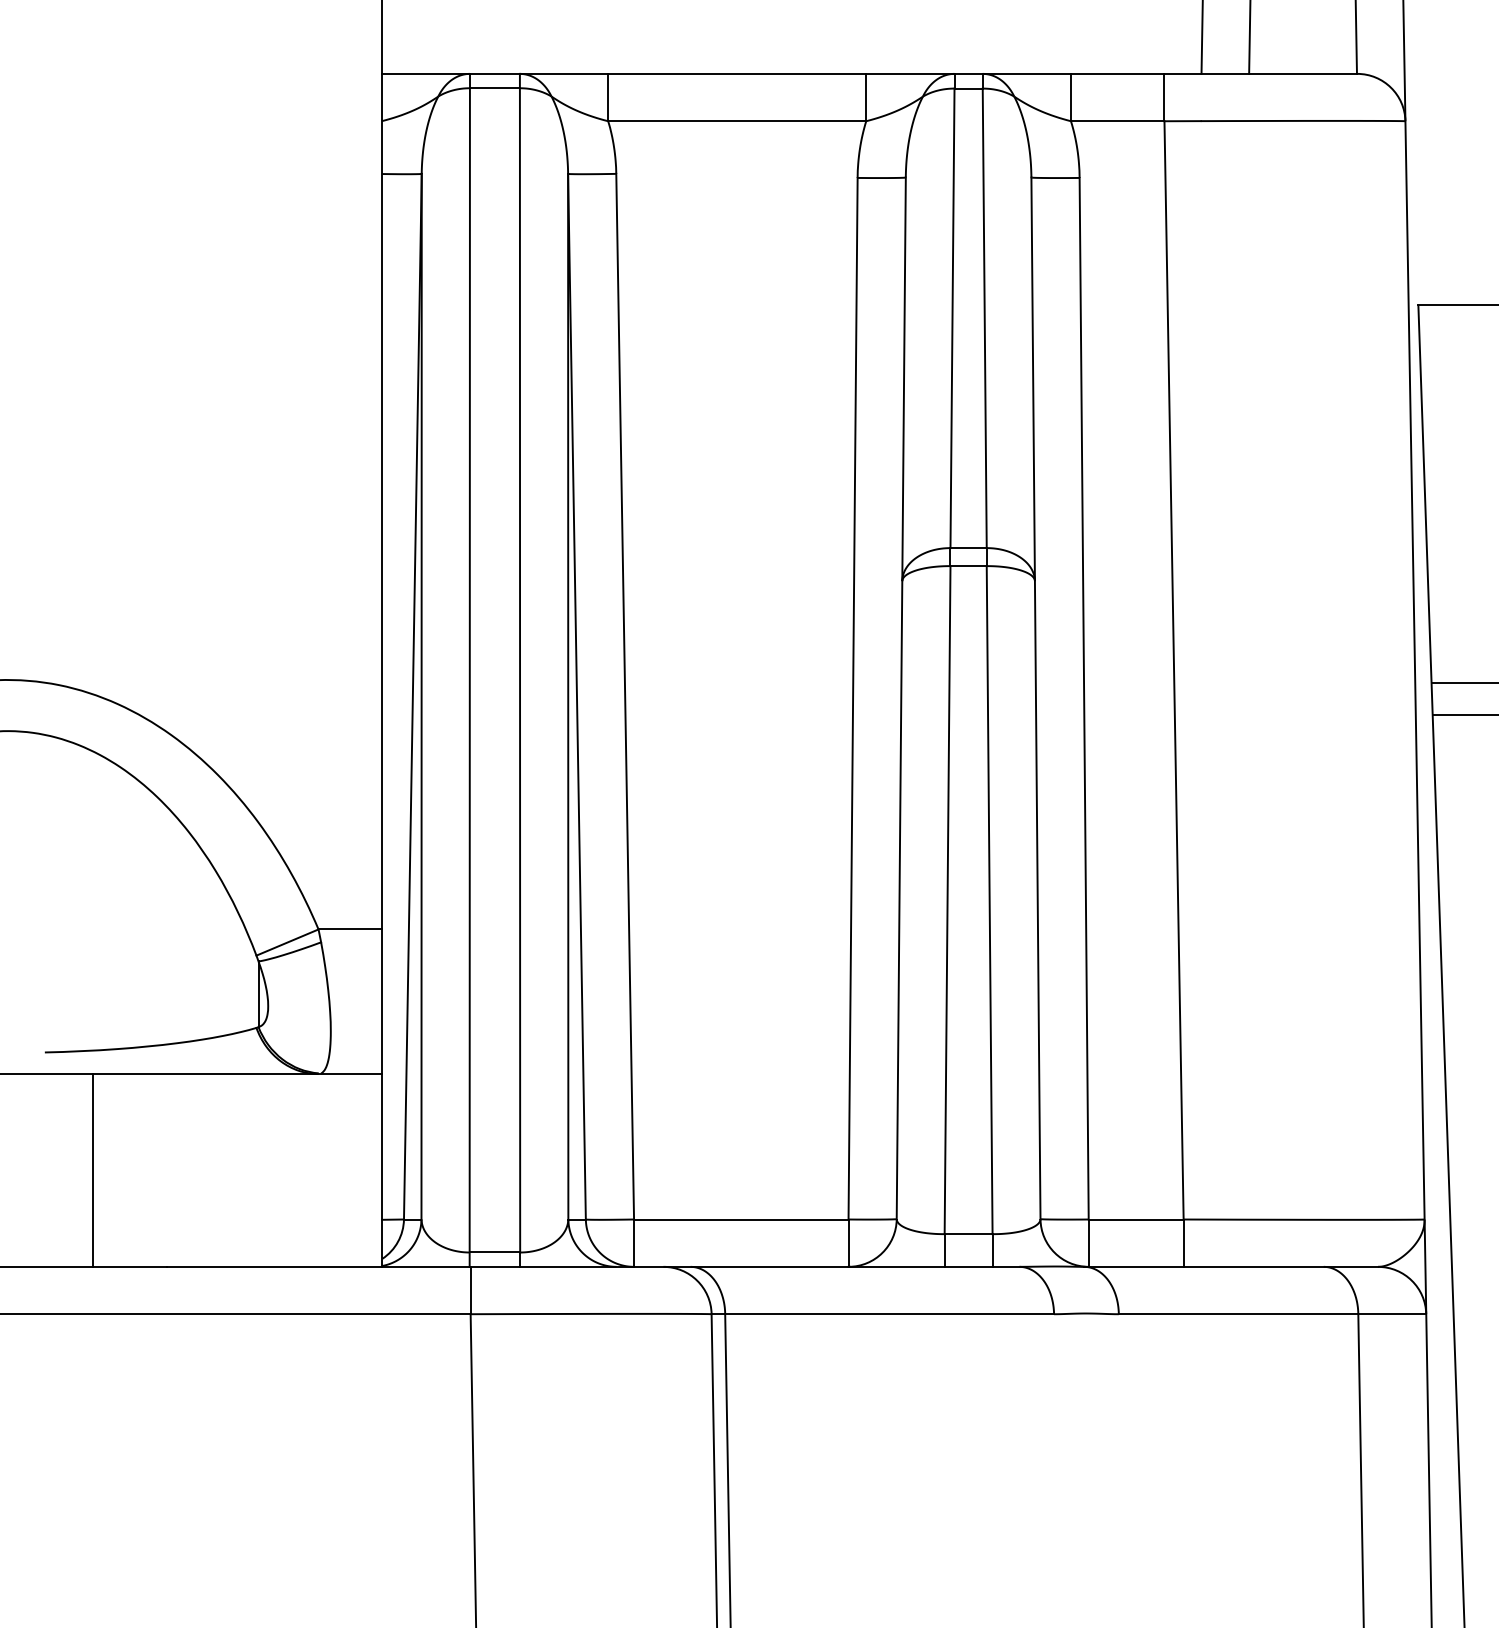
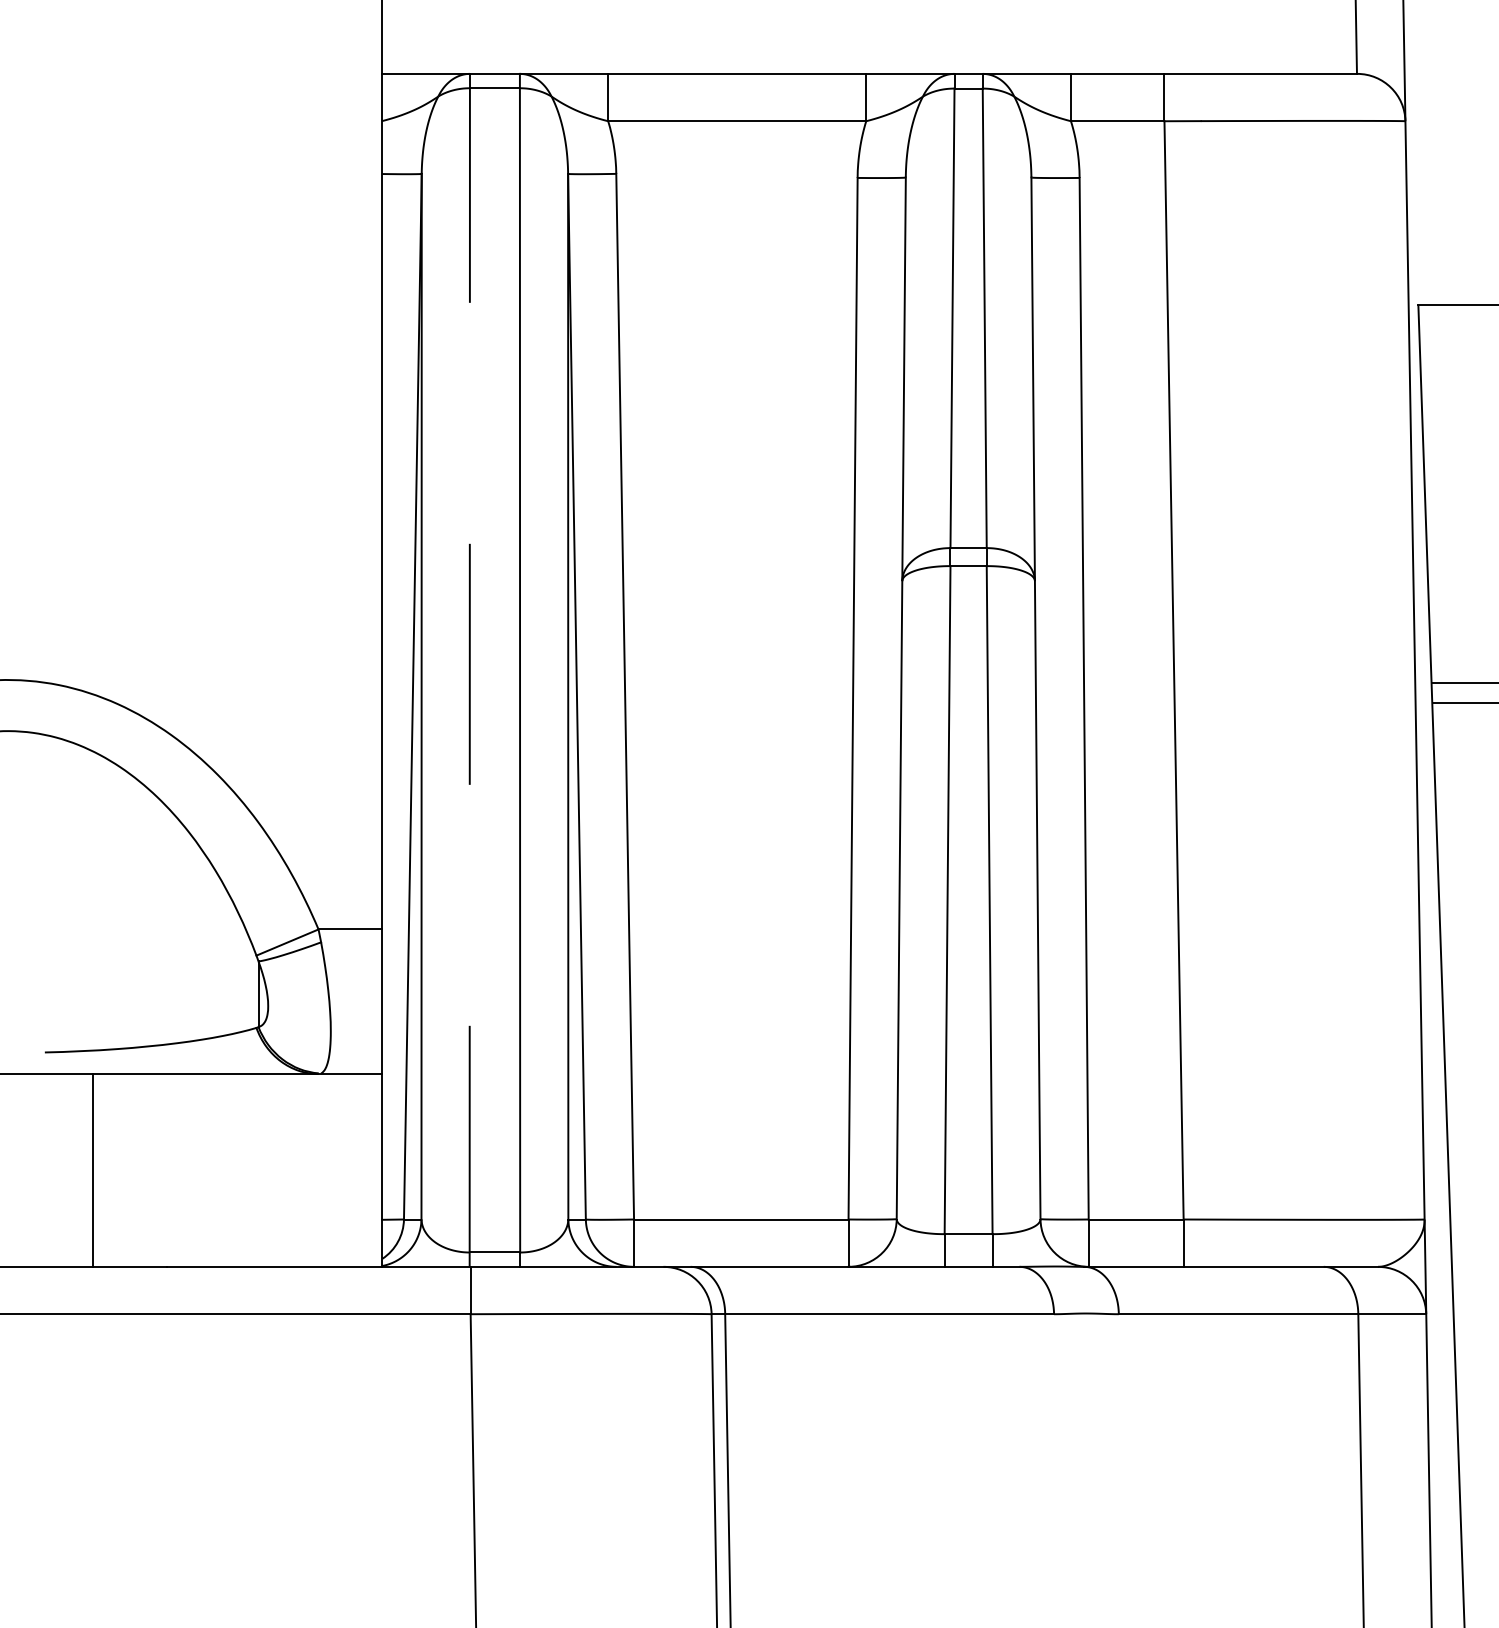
line: present -> none (1201, 37)
line: present -> none (1249, 37)
line: solid -> dashed (469, 677)
line position: (1463, 714) -> (1463, 702) (1463, 702)
